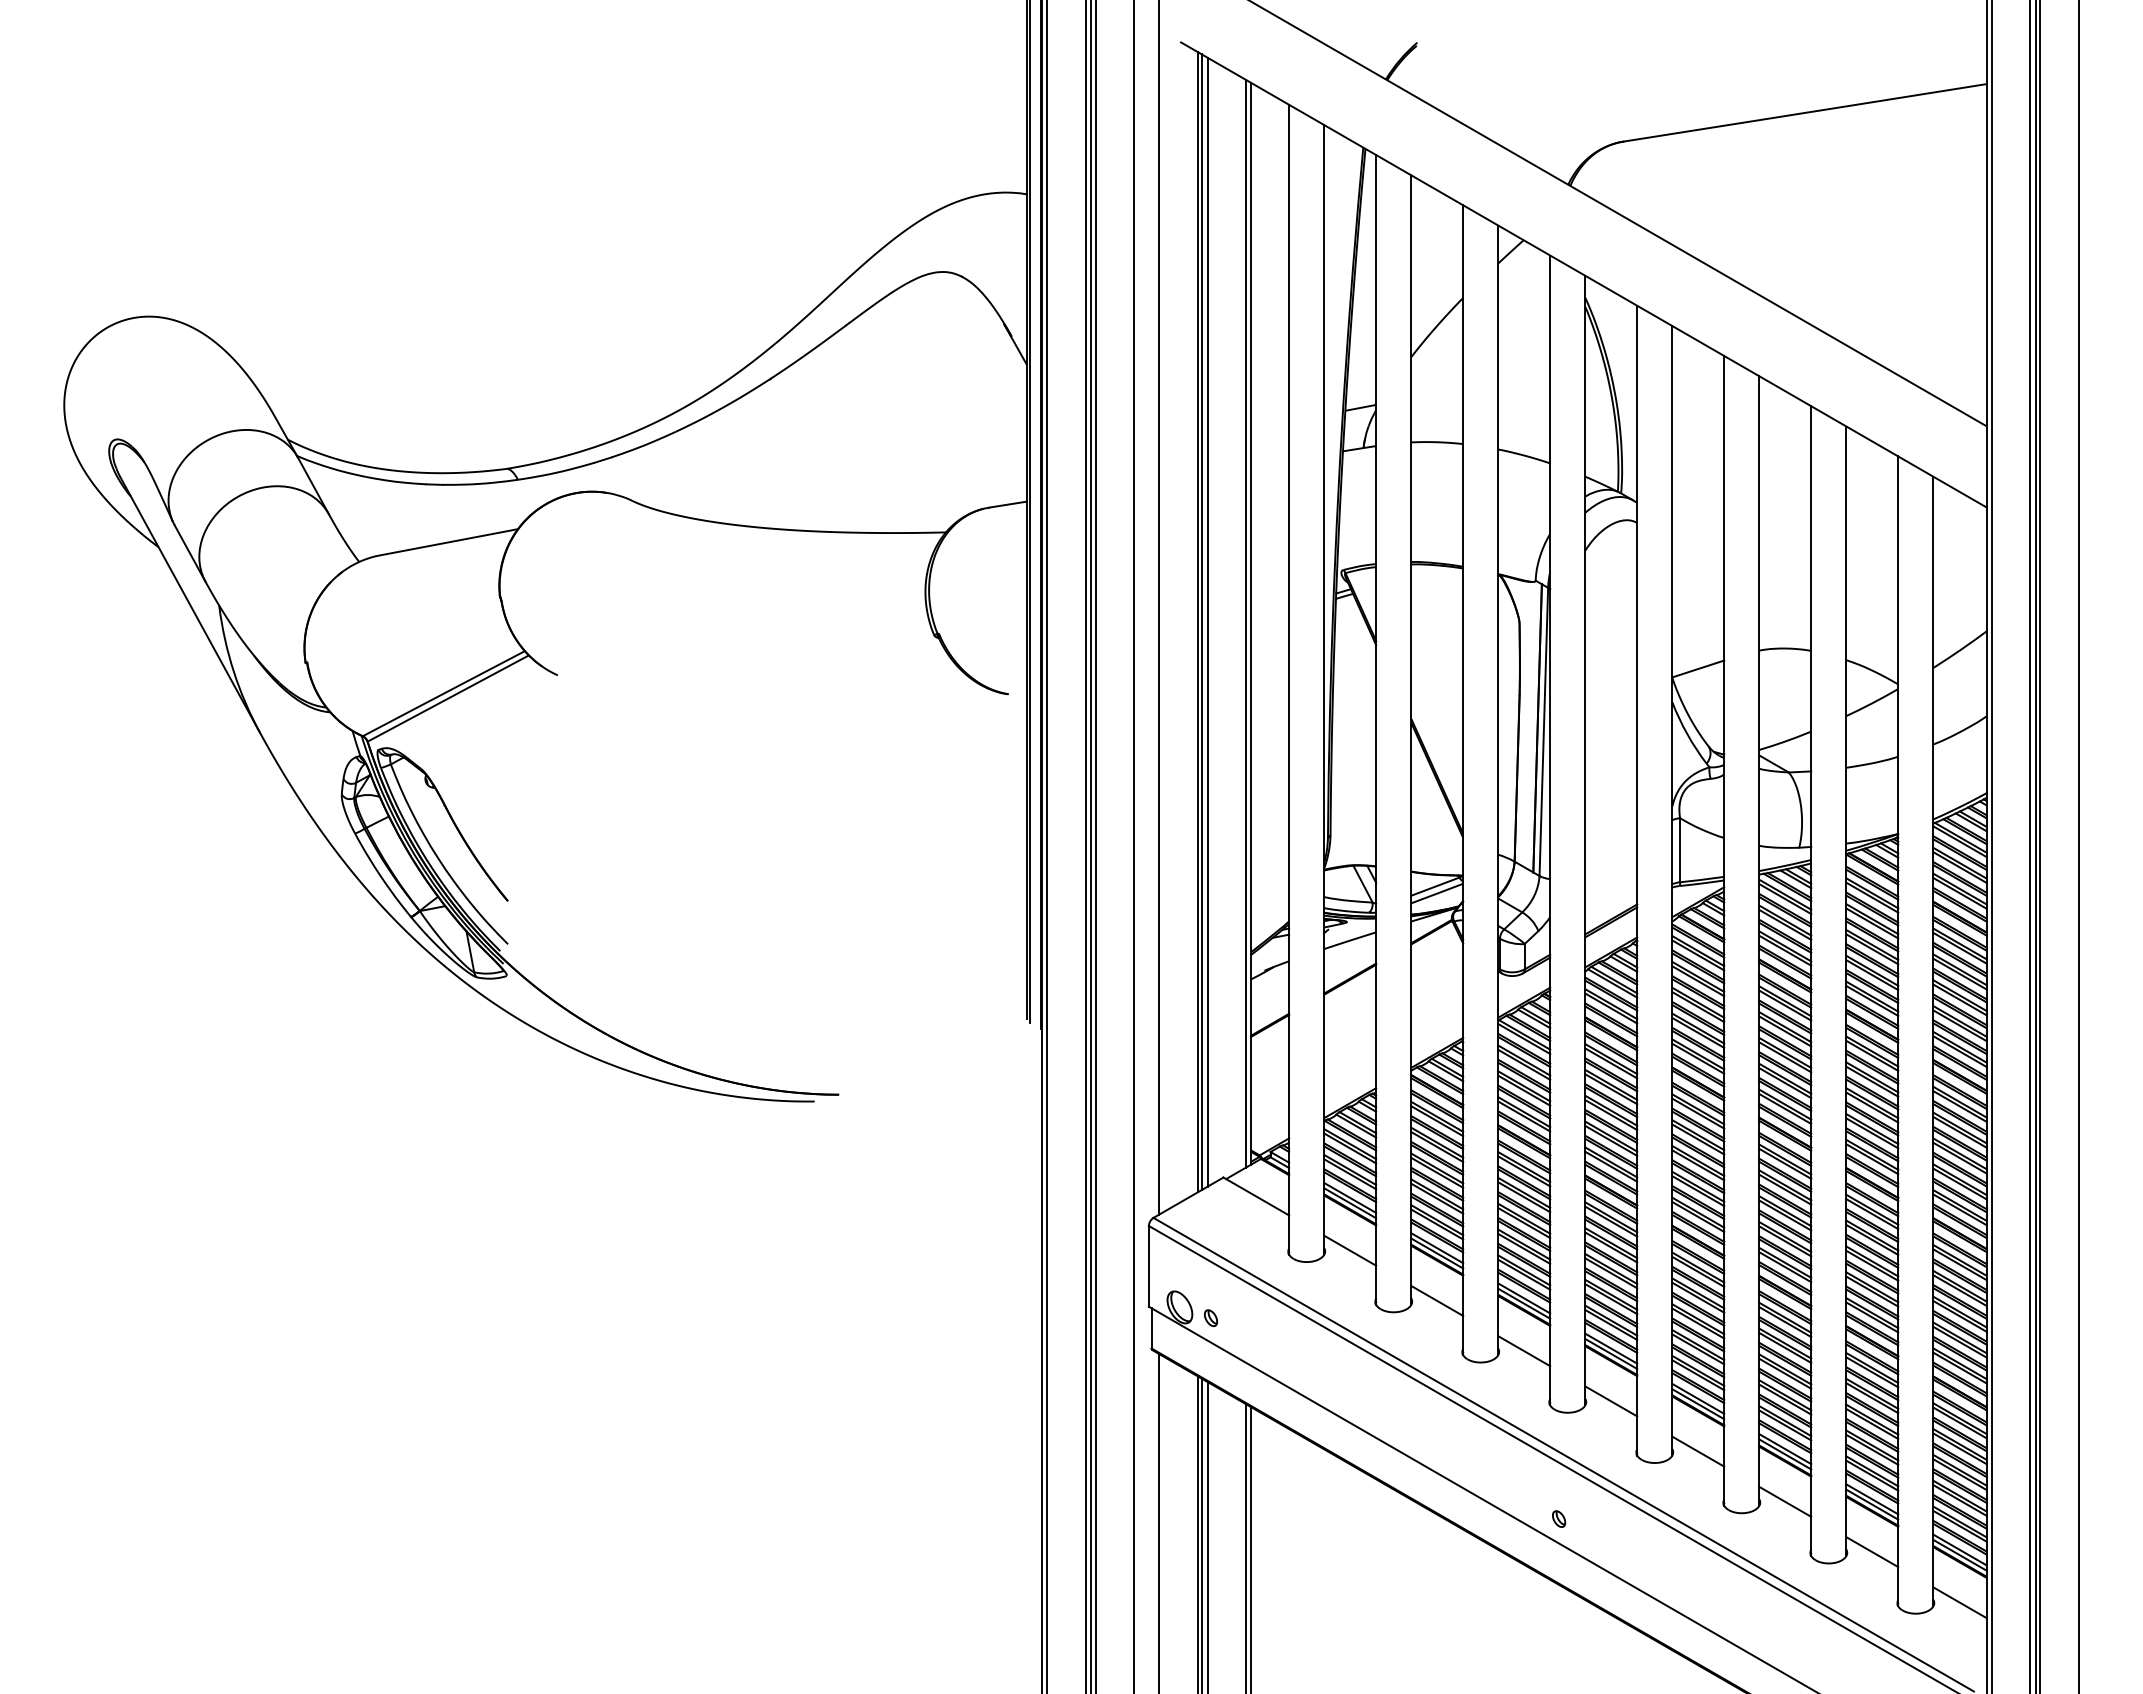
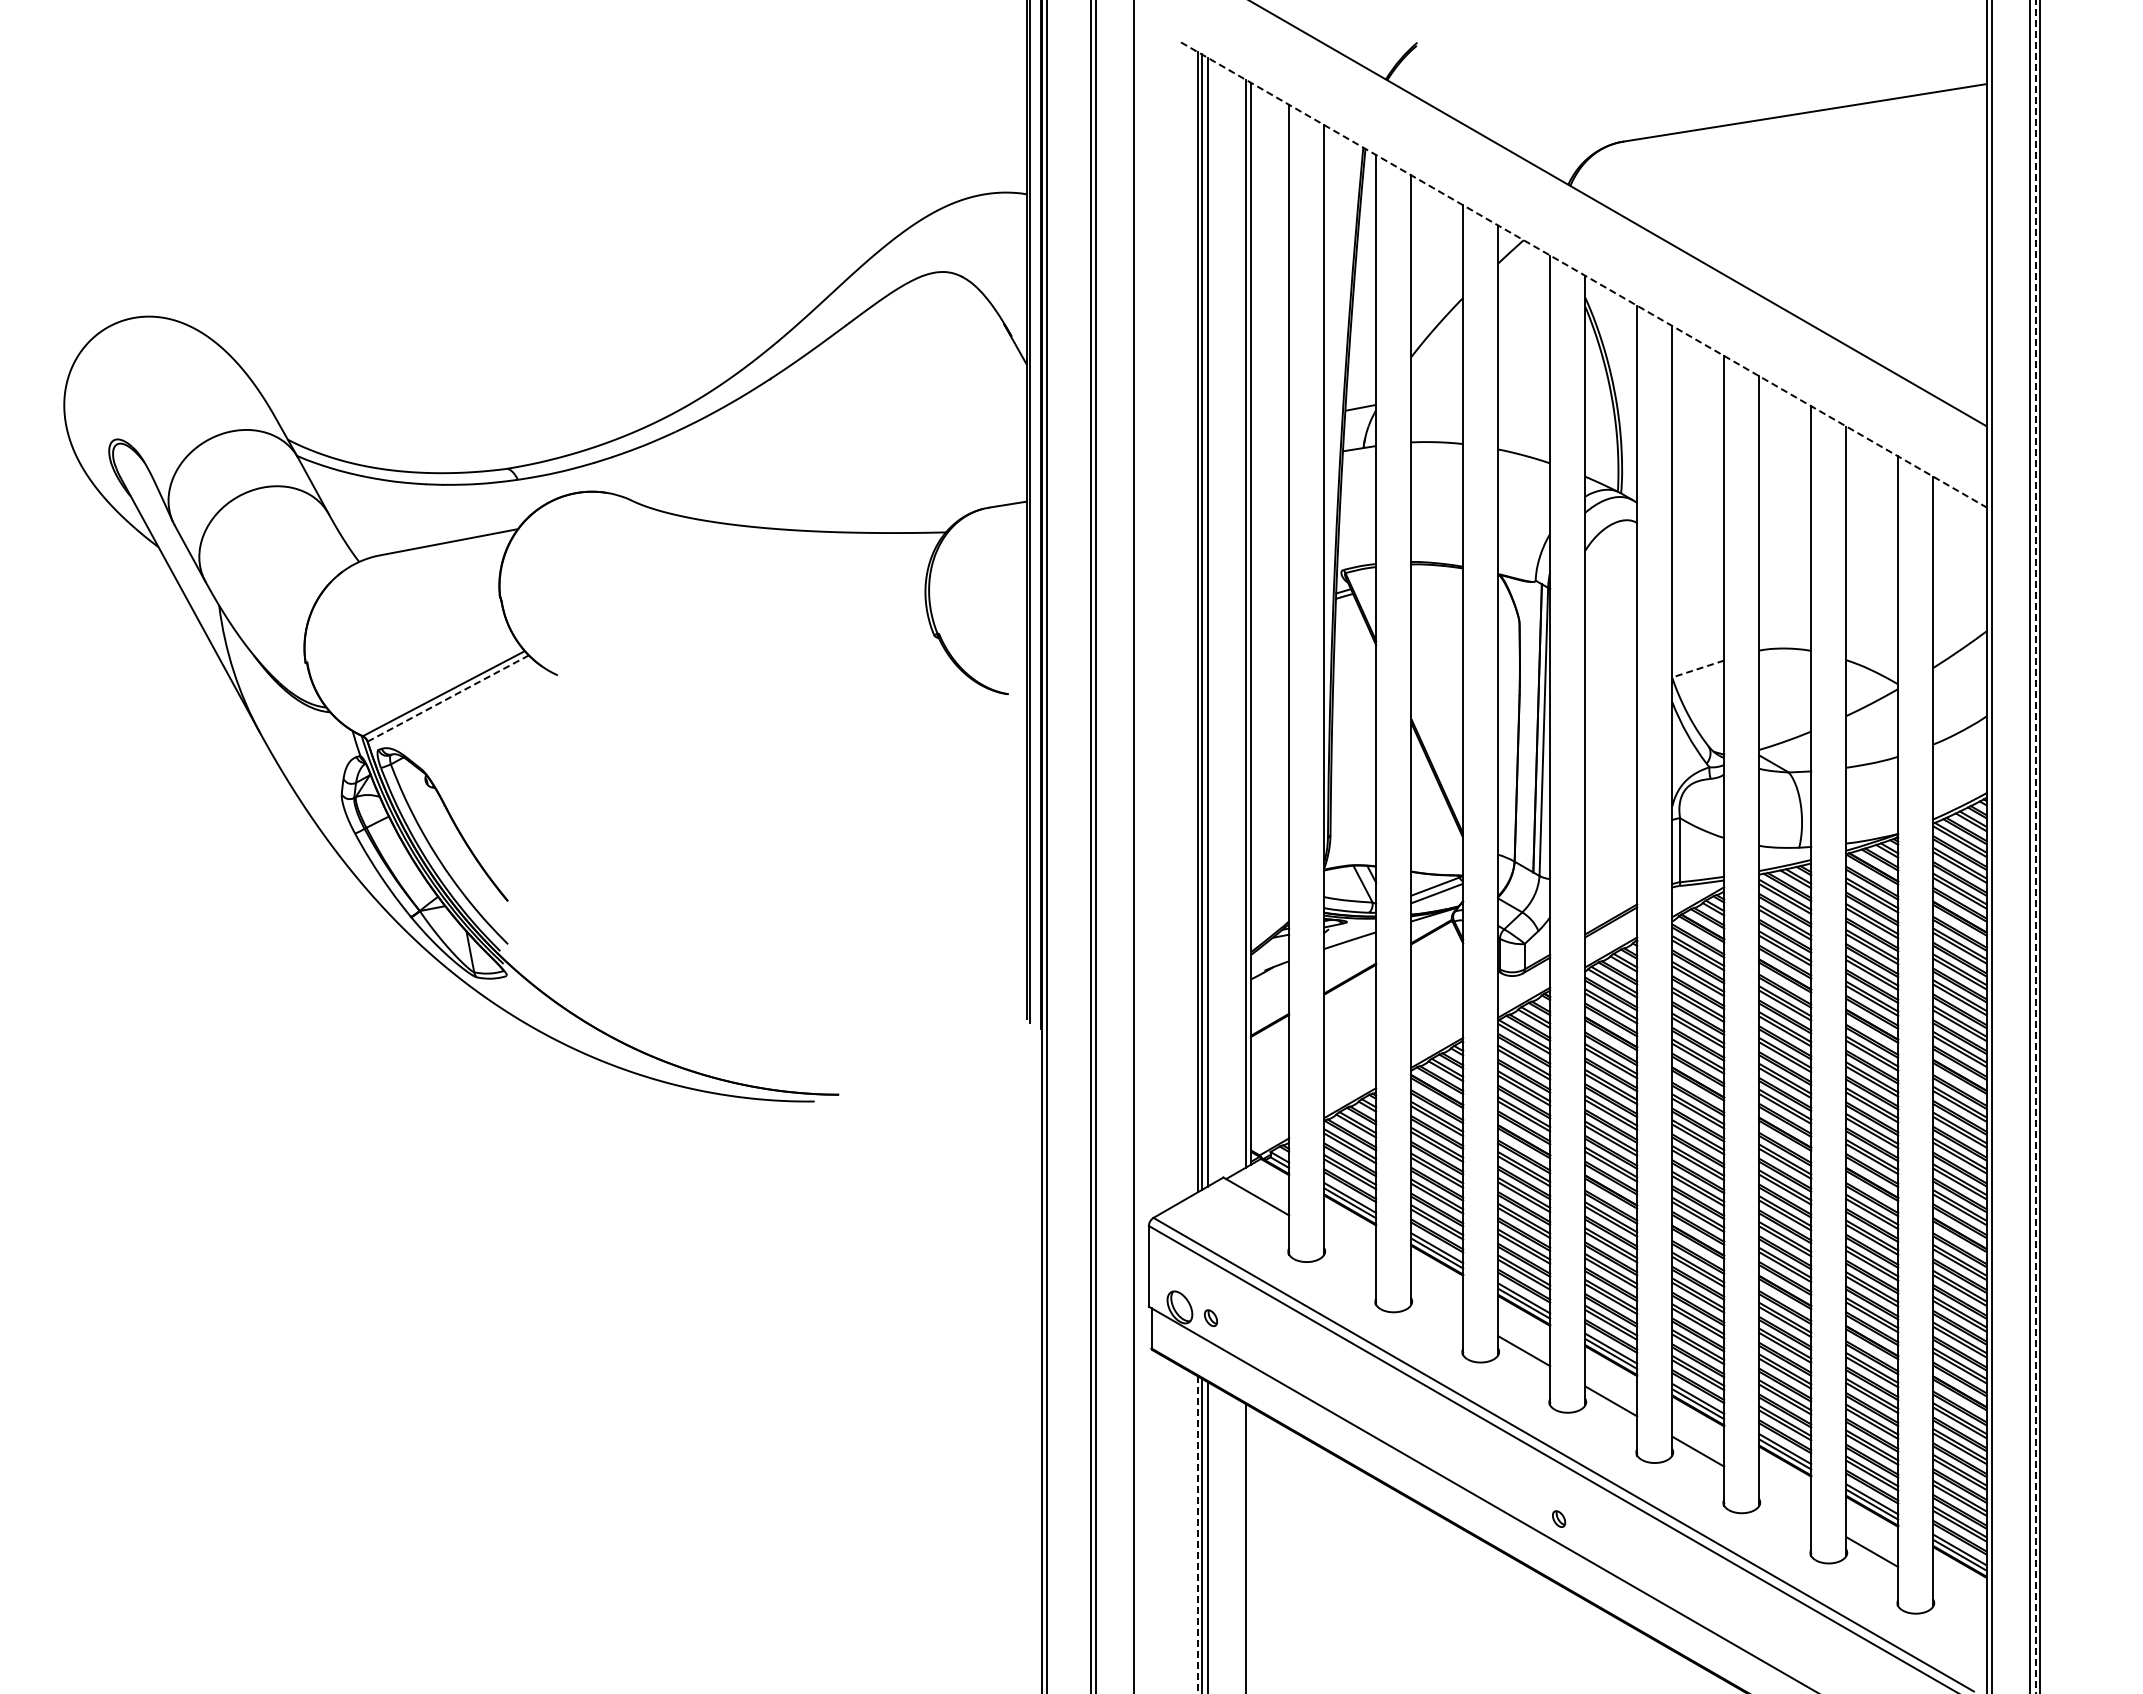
line: solid -> dashed (1584, 275)
line: present -> none (1159, 608)
line: solid -> dashed (1697, 669)
line: solid -> dashed (448, 698)
line: present -> none (1085, 846)
line: present -> none (2078, 846)
line: solid -> dashed (2035, 847)
line: present -> none (1350, 1250)
line: present -> none (1437, 1300)
line: present -> none (1785, 1501)
line: present -> none (1159, 1521)
line: solid -> dashed (1197, 1535)
line: present -> none (1251, 1548)
line: present -> none (1959, 1602)
